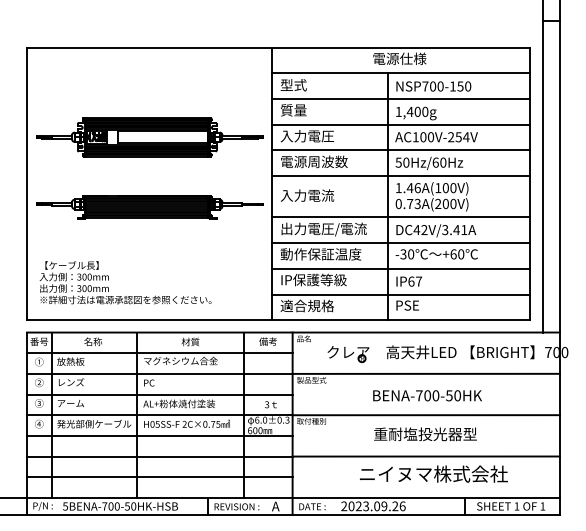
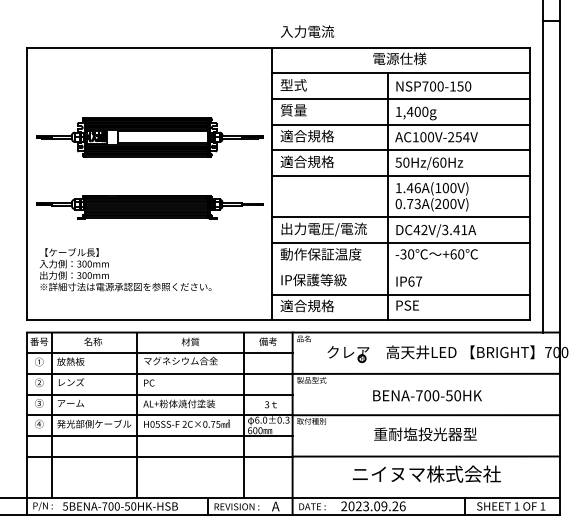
text: 入力電圧 -> 適合規格 (307, 136)
text: 電源周波数 -> 適合規格 (313, 161)
text position: (307, 195) -> (307, 31) (307, 31)
line: present -> none (401, 268)
text position: (125, 282) -> (125, 269) (125, 269)
text position: (433, 473) -> (426, 473) (426, 473)
line: present -> none (159, 477)
